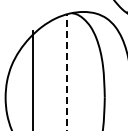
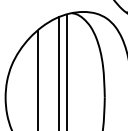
line: none -> present (59, 72)
line: dashed -> solid (66, 72)
line position: (32, 78) -> (37, 78) (37, 78)
